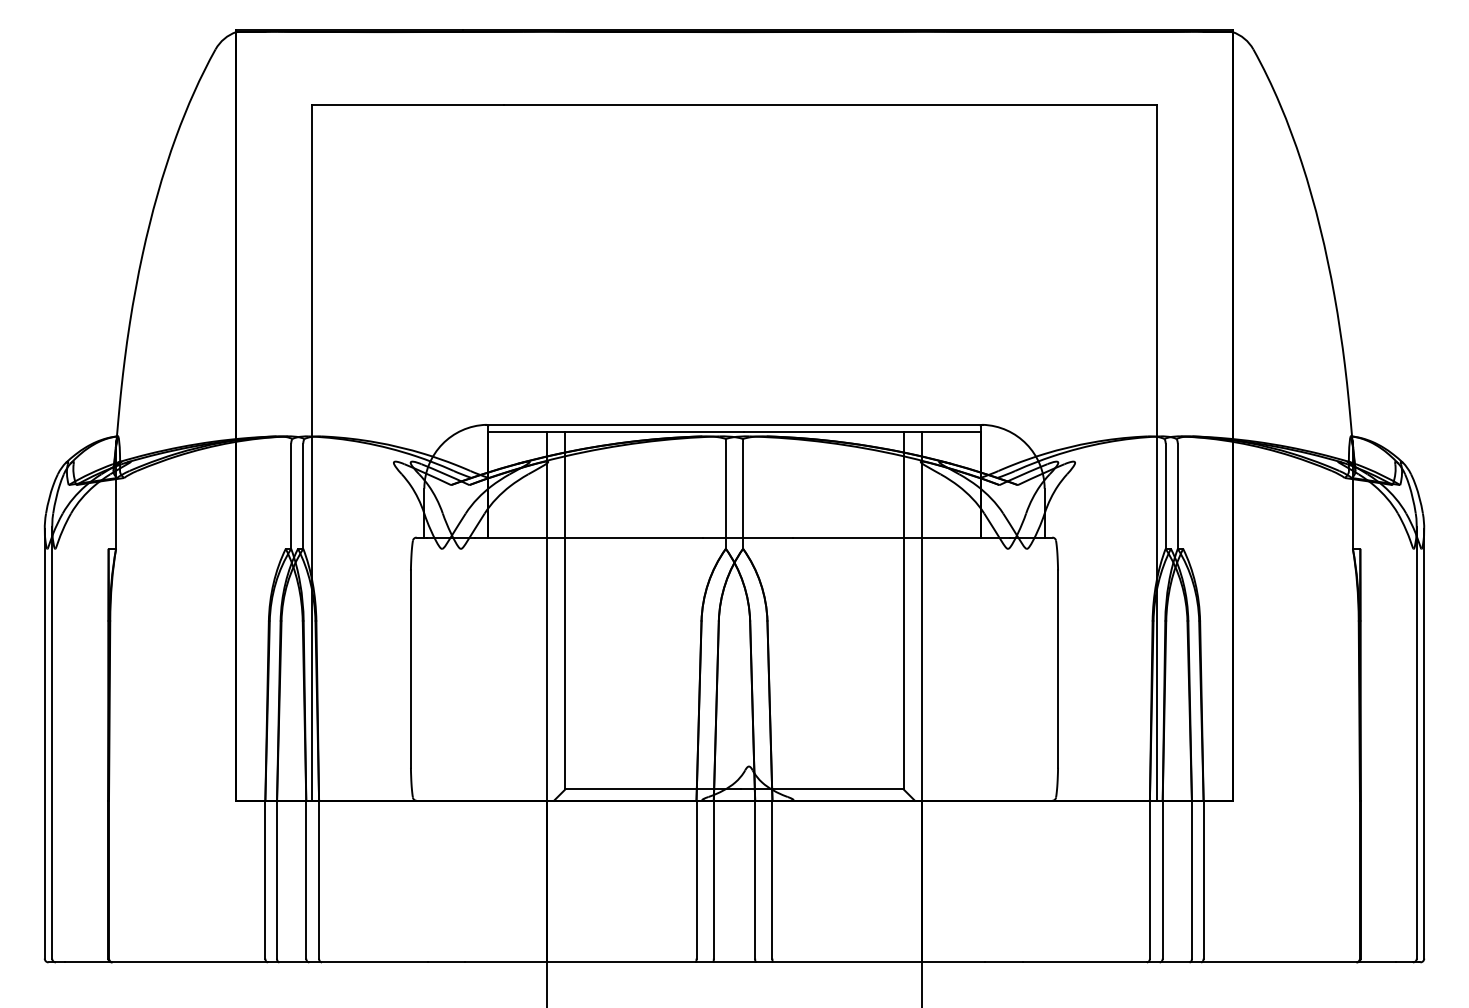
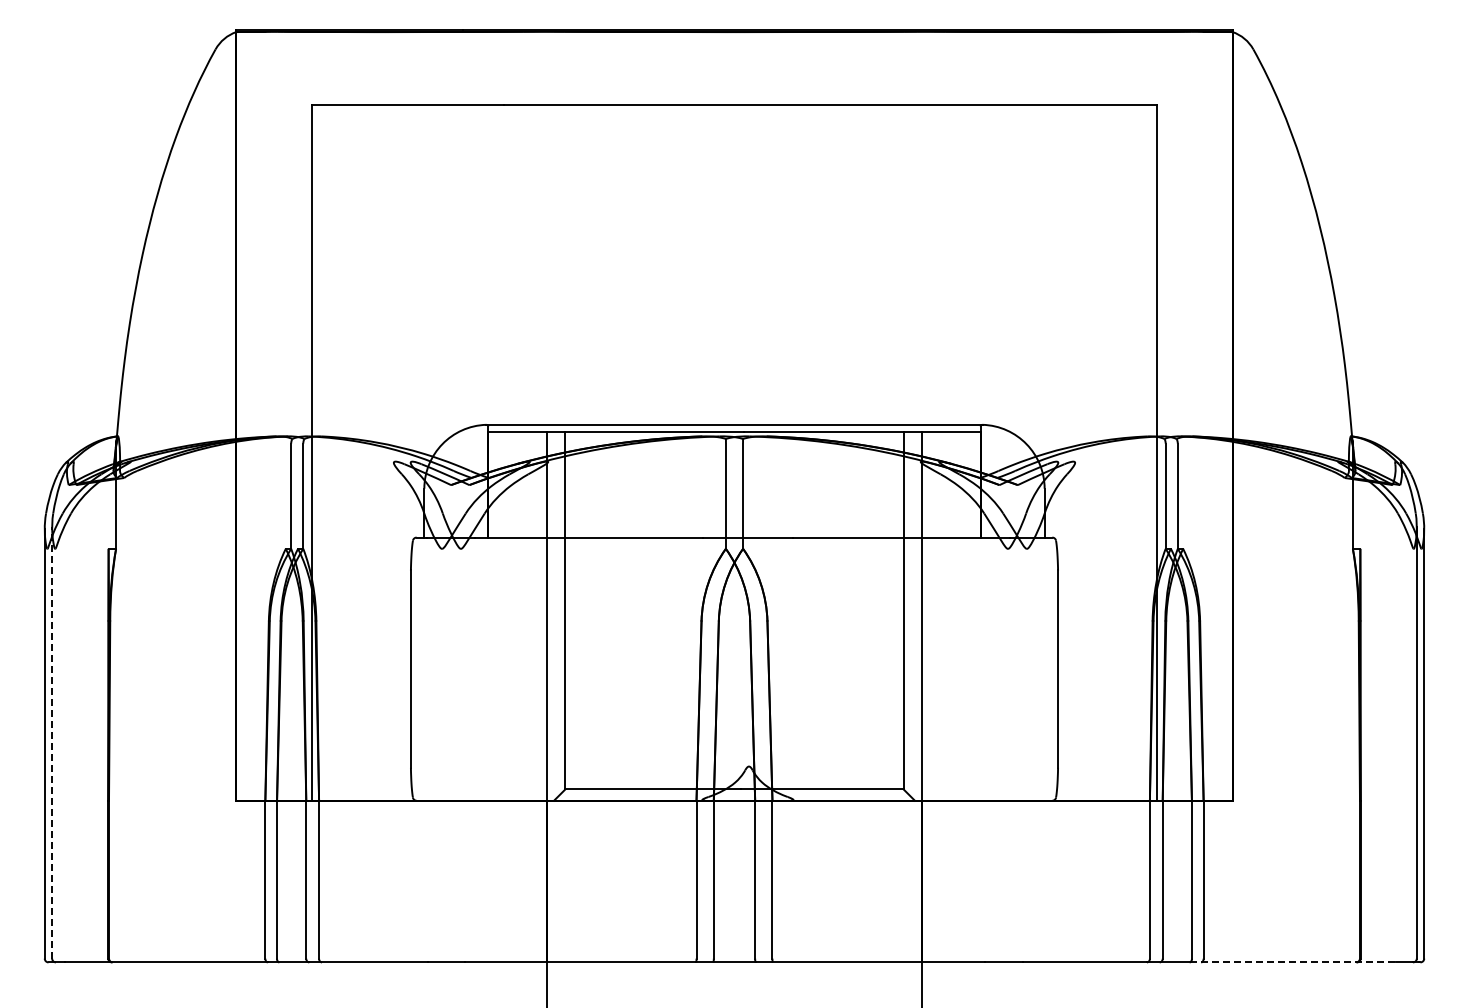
line: solid -> dashed (52, 743)
line: solid -> dashed (1293, 962)
